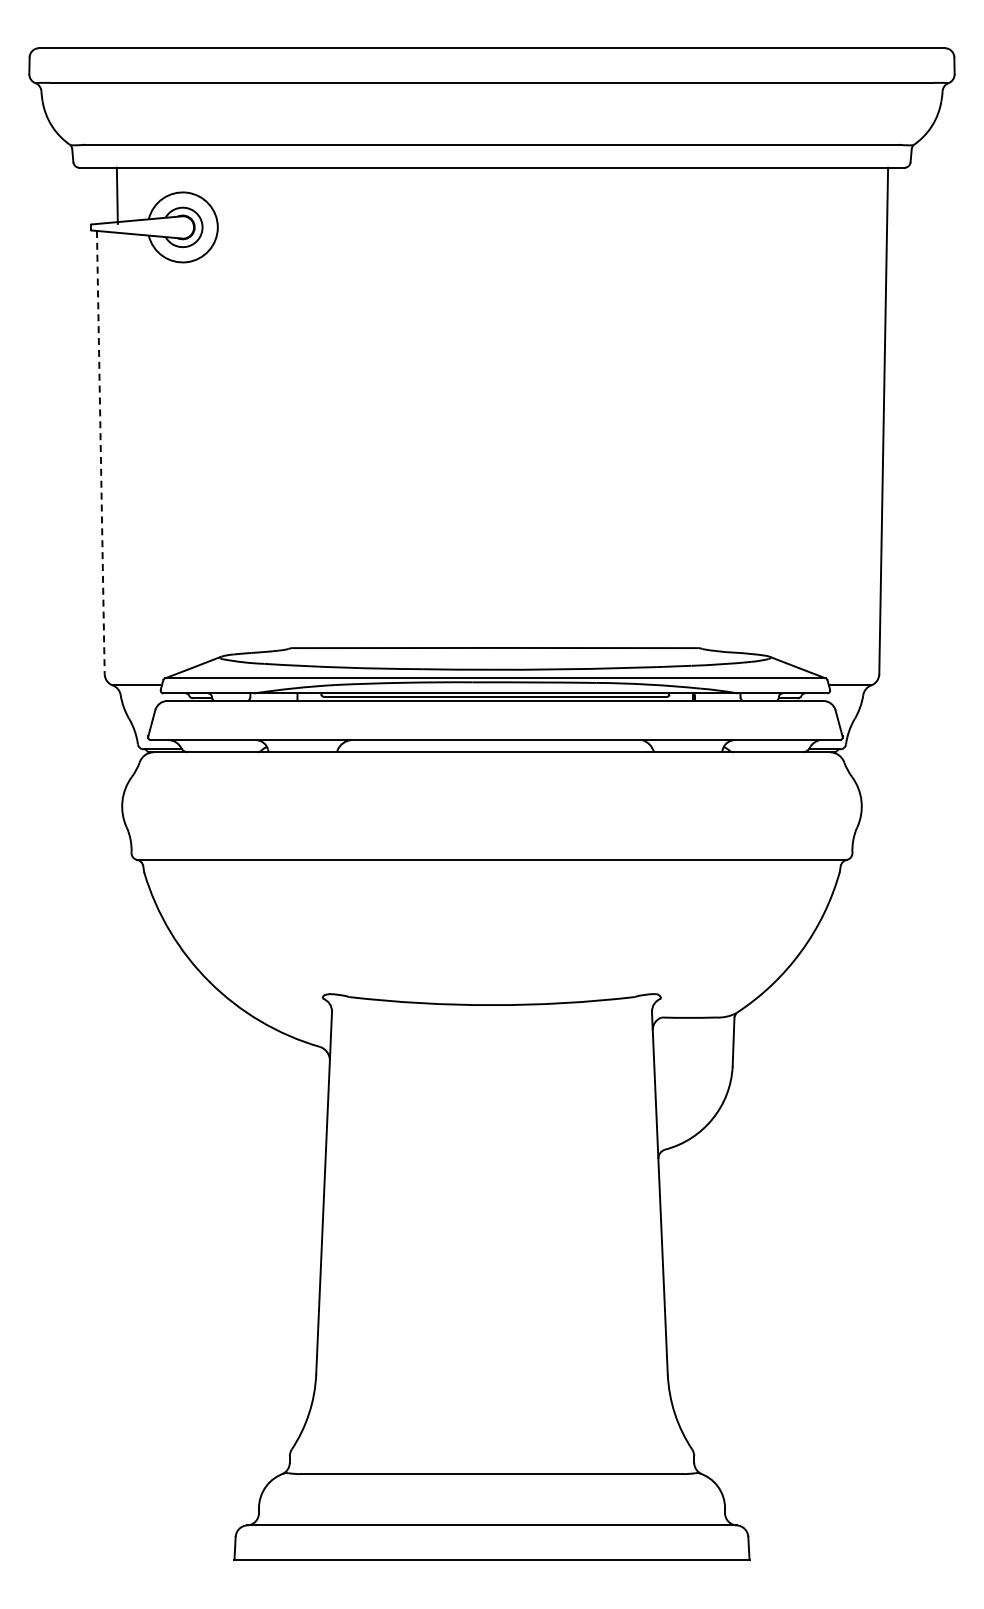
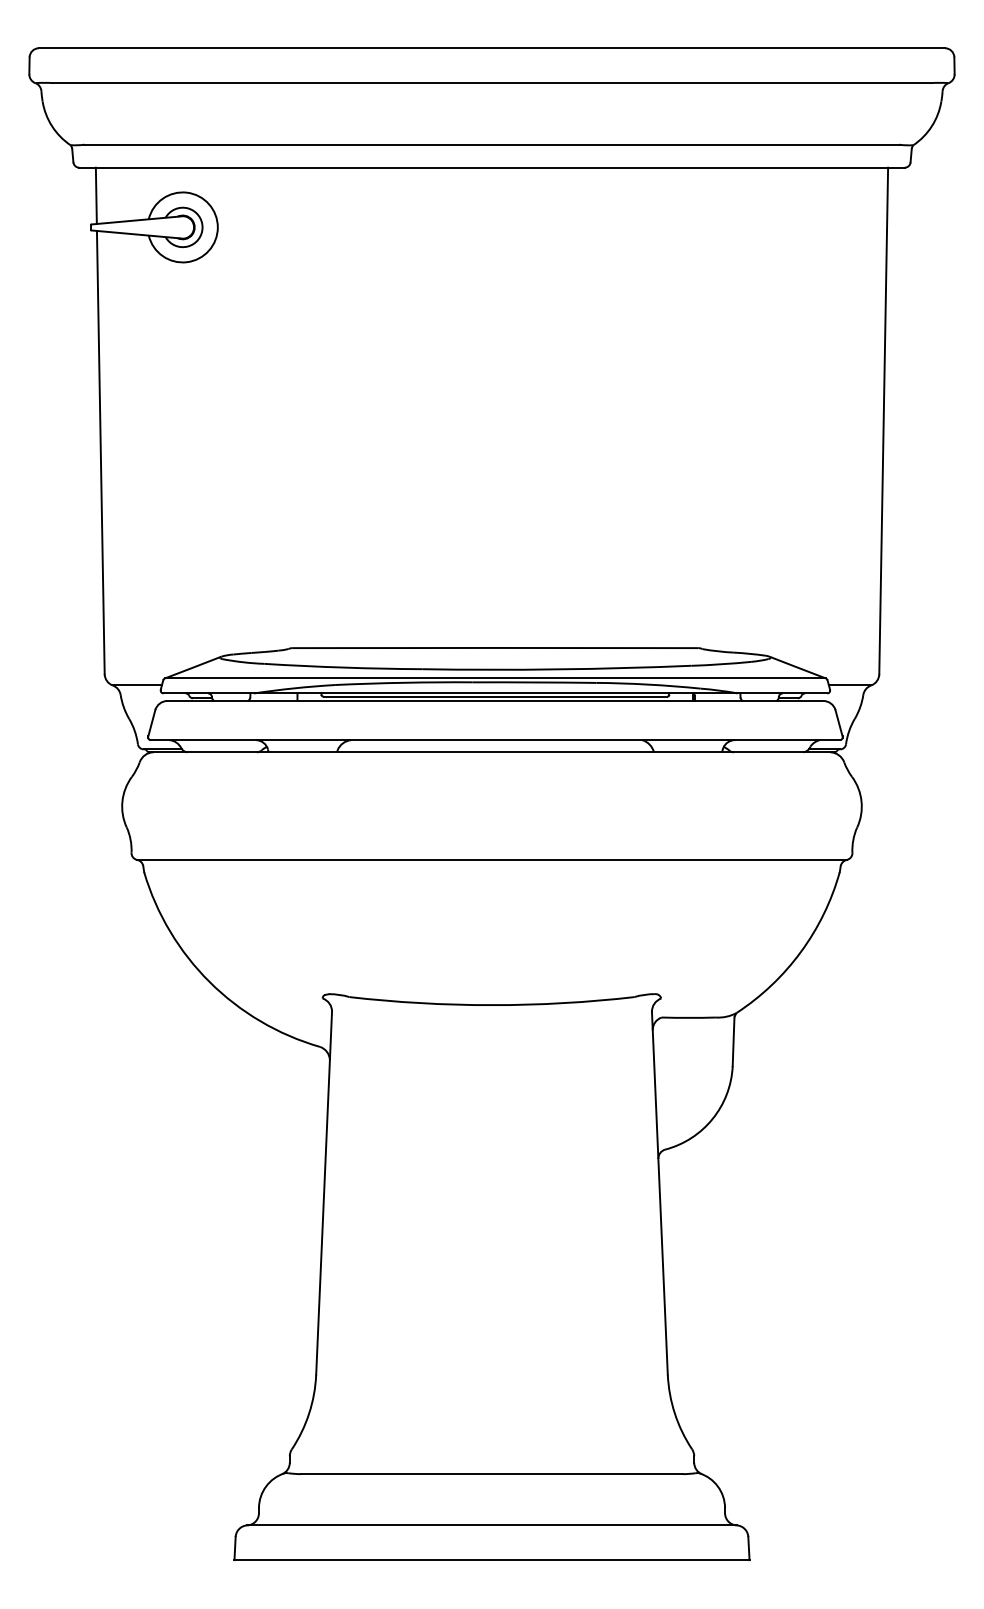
line position: (116, 195) -> (95, 195) (95, 195)
line: dashed -> solid (100, 452)
